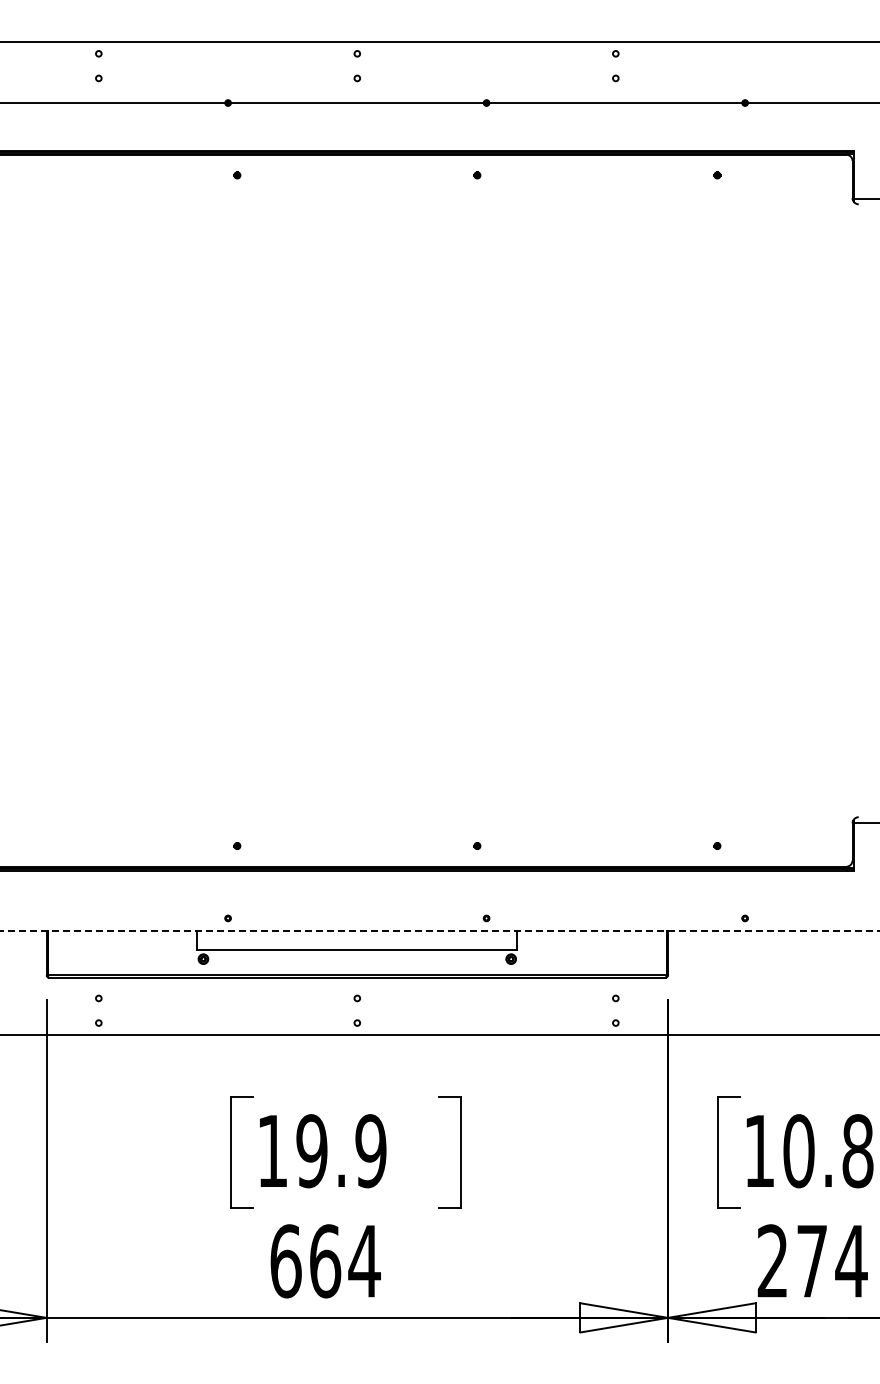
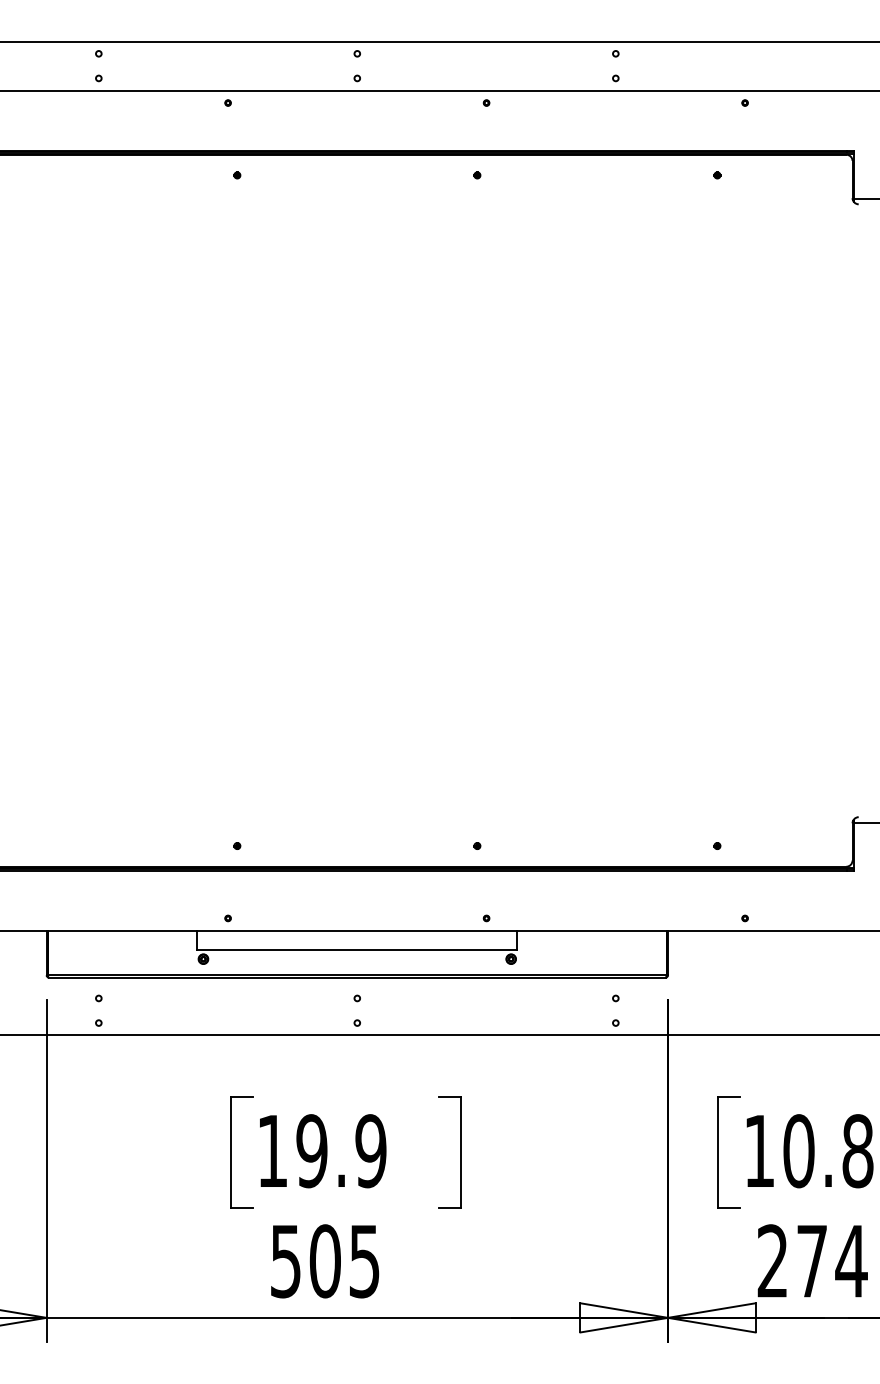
line position: (439, 102) -> (439, 90) (439, 90)
line: dashed -> solid (440, 930)
text: 664 -> 505 (325, 1261)
